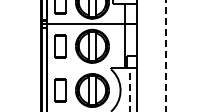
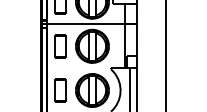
line: dashed -> solid (165, 55)
line: dashed -> solid (130, 90)
